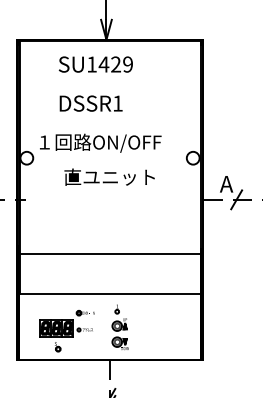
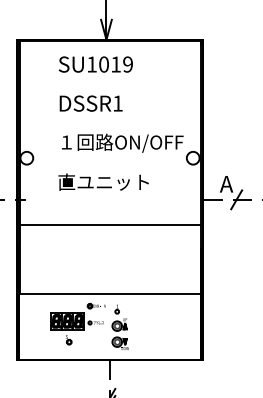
text: SU1429 -> SU1019 (109, 64)
text position: (100, 142) -> (122, 142) (122, 142)
text position: (109, 176) -> (103, 181) (103, 181)
line position: (109, 254) -> (109, 225) (109, 225)
part position: (66, 331) -> (77, 324) (77, 324)
